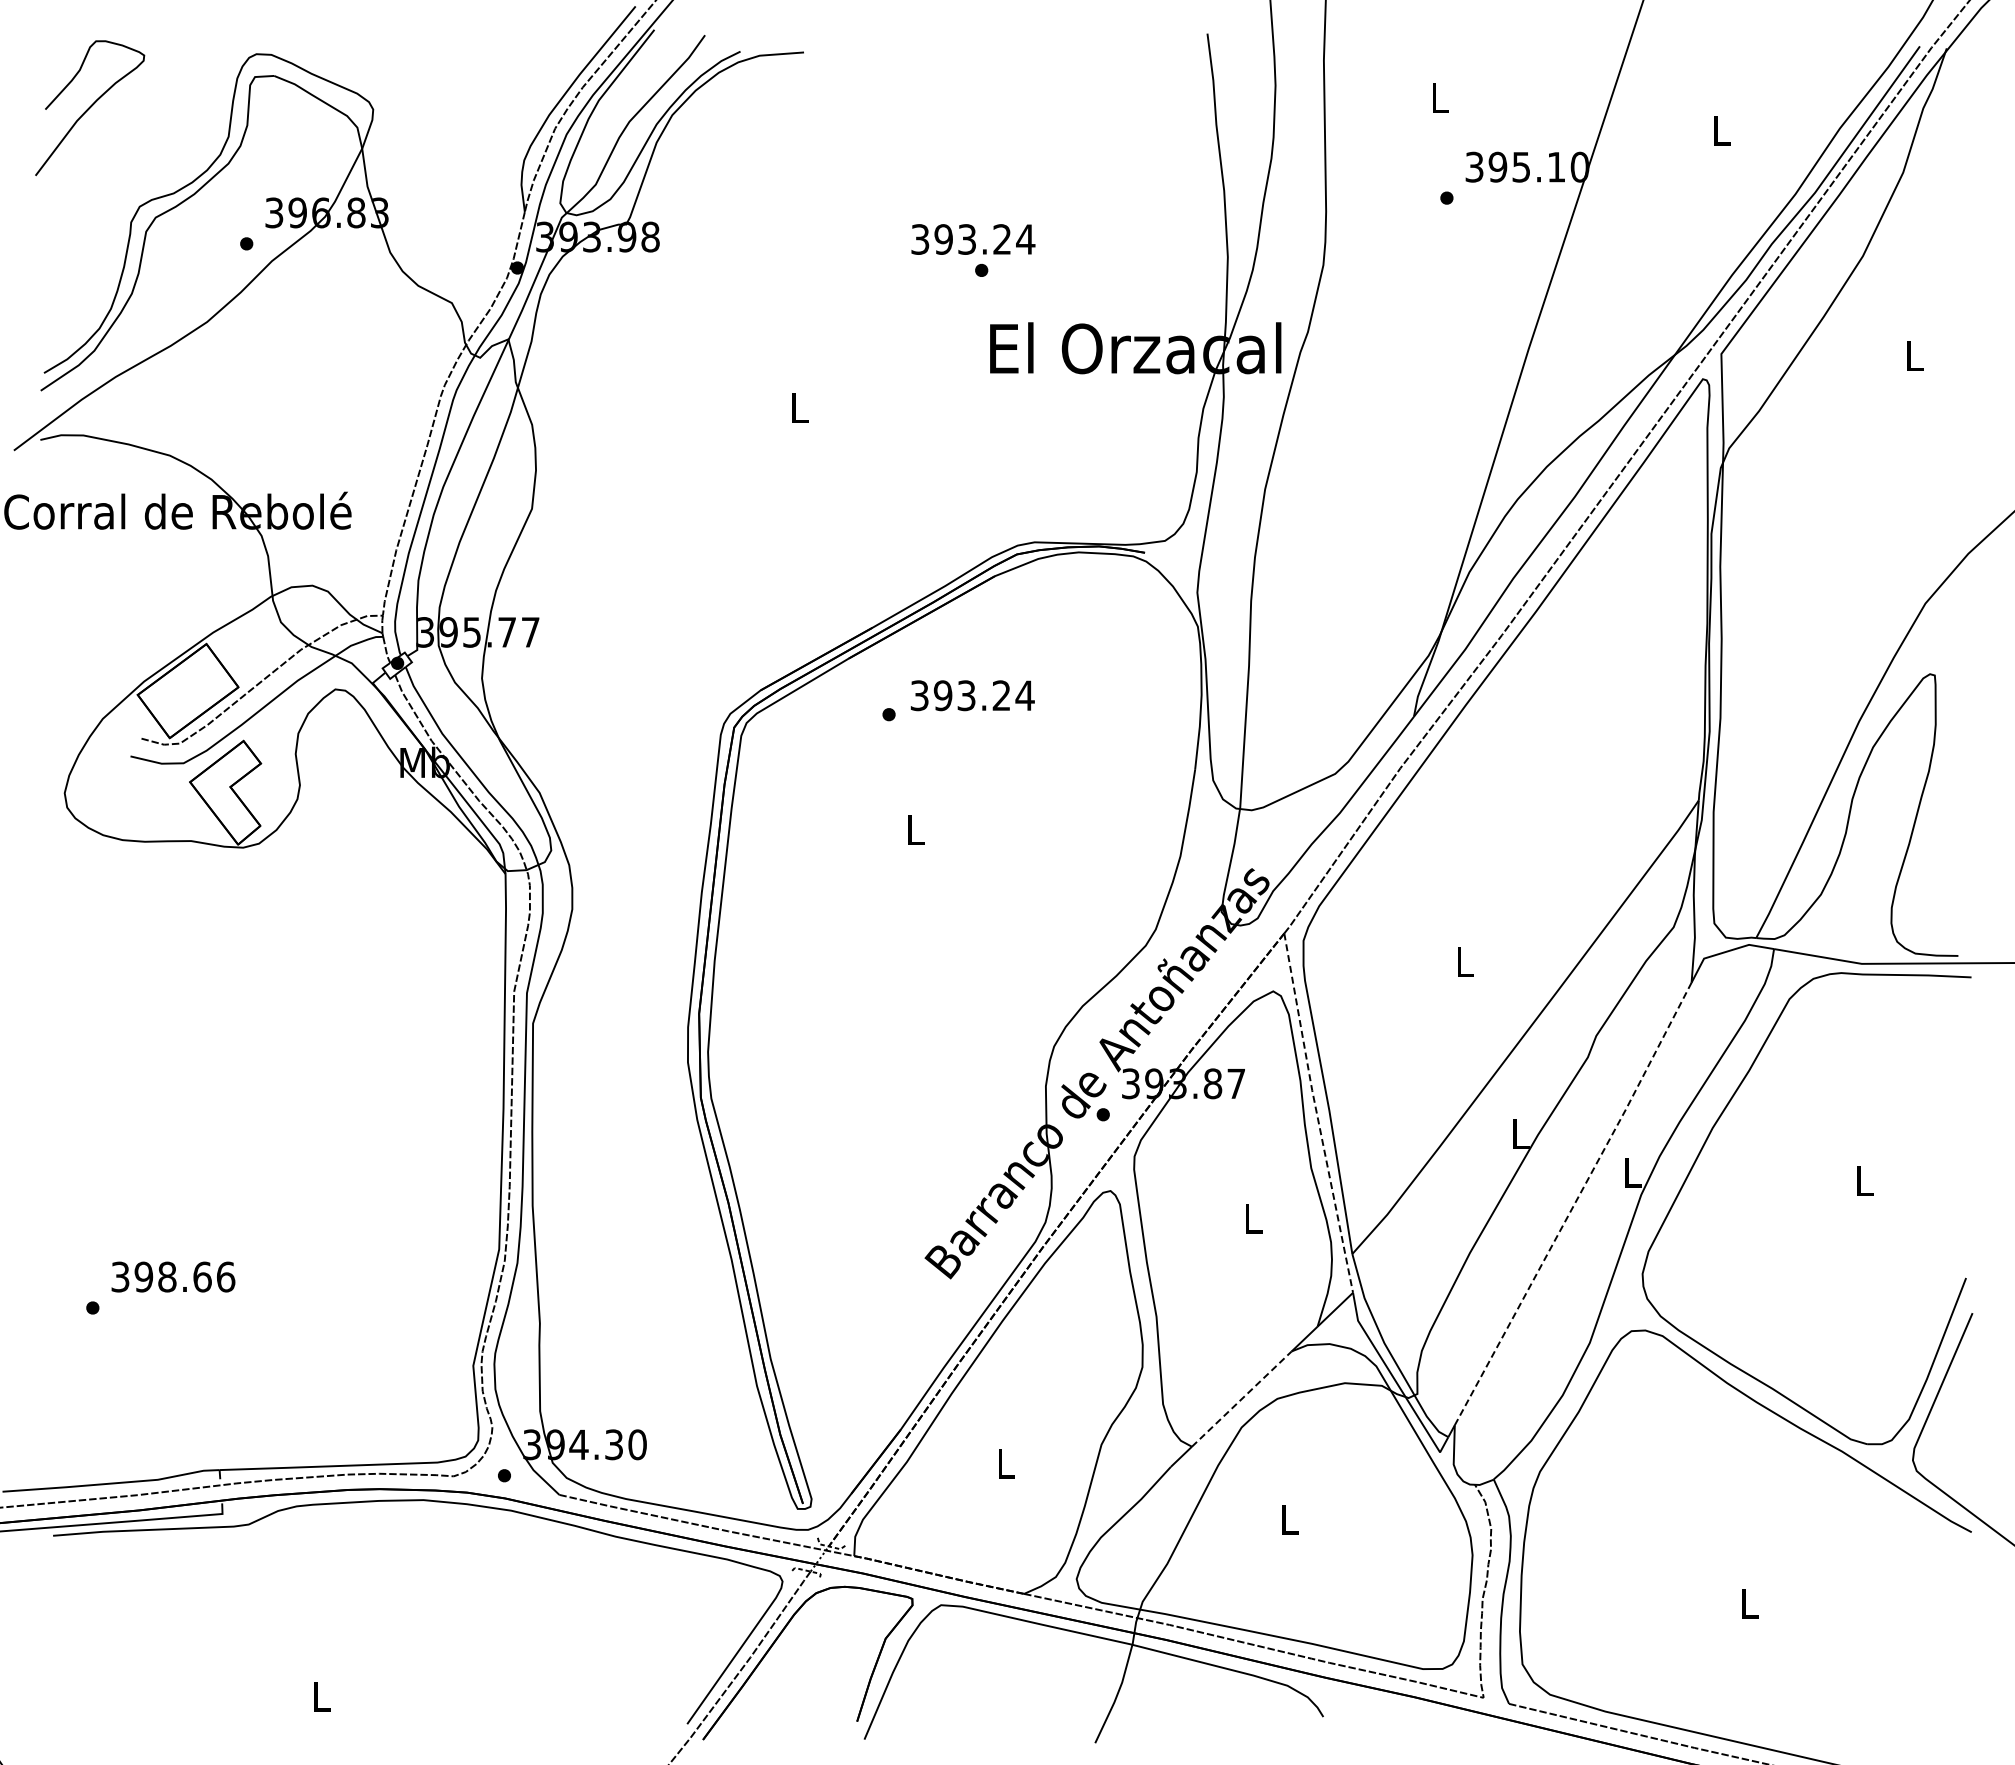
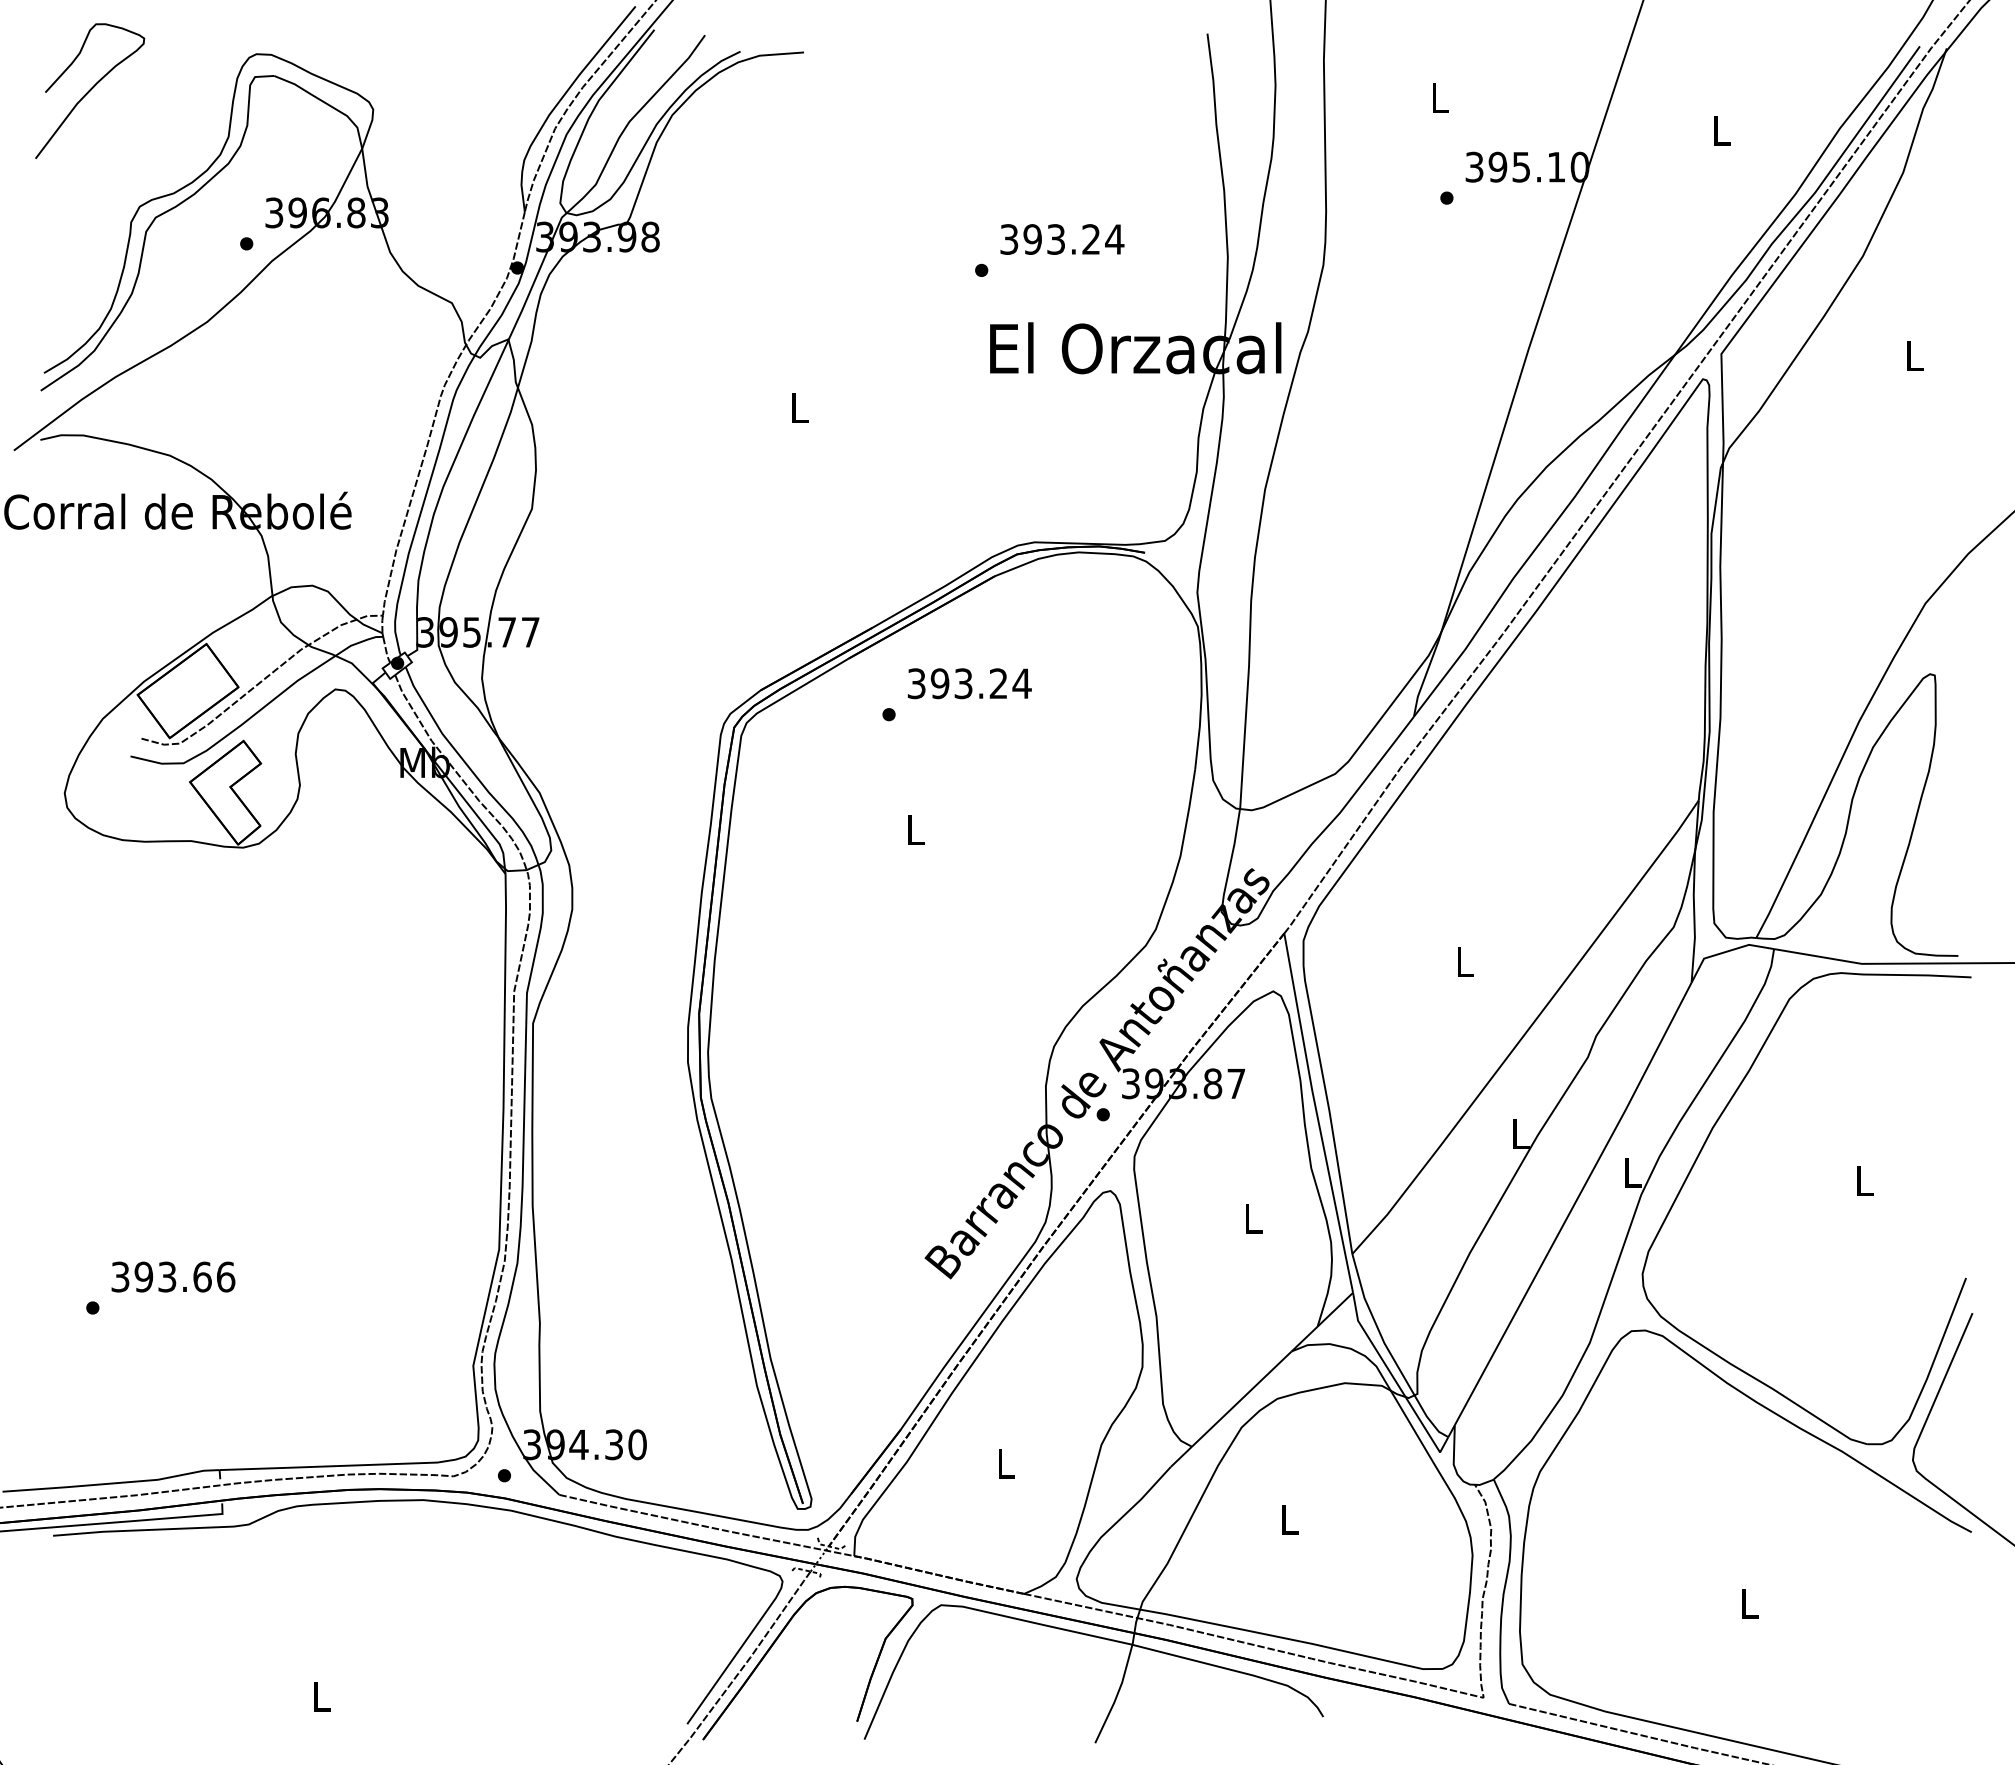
curve position: (90, 108) -> (90, 91) (90, 91)
text position: (973, 239) -> (1062, 239) (1062, 239)
text position: (972, 695) -> (969, 683) (969, 683)
line: dashed -> solid (1316, 1113)
line: dashed -> solid (1574, 1203)
text: 398.66 -> 393.66 (167, 1276)
line: dashed -> solid (1241, 1399)
